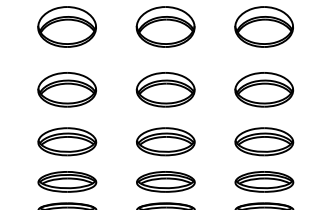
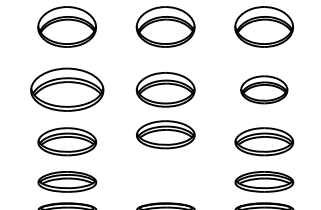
part size: 60x36 px -> 75x45 px (67, 89)
part size: 61x36 px -> 49x30 px (264, 89)
part position: (165, 141) -> (165, 134) (165, 134)
part: present -> none (165, 181)
